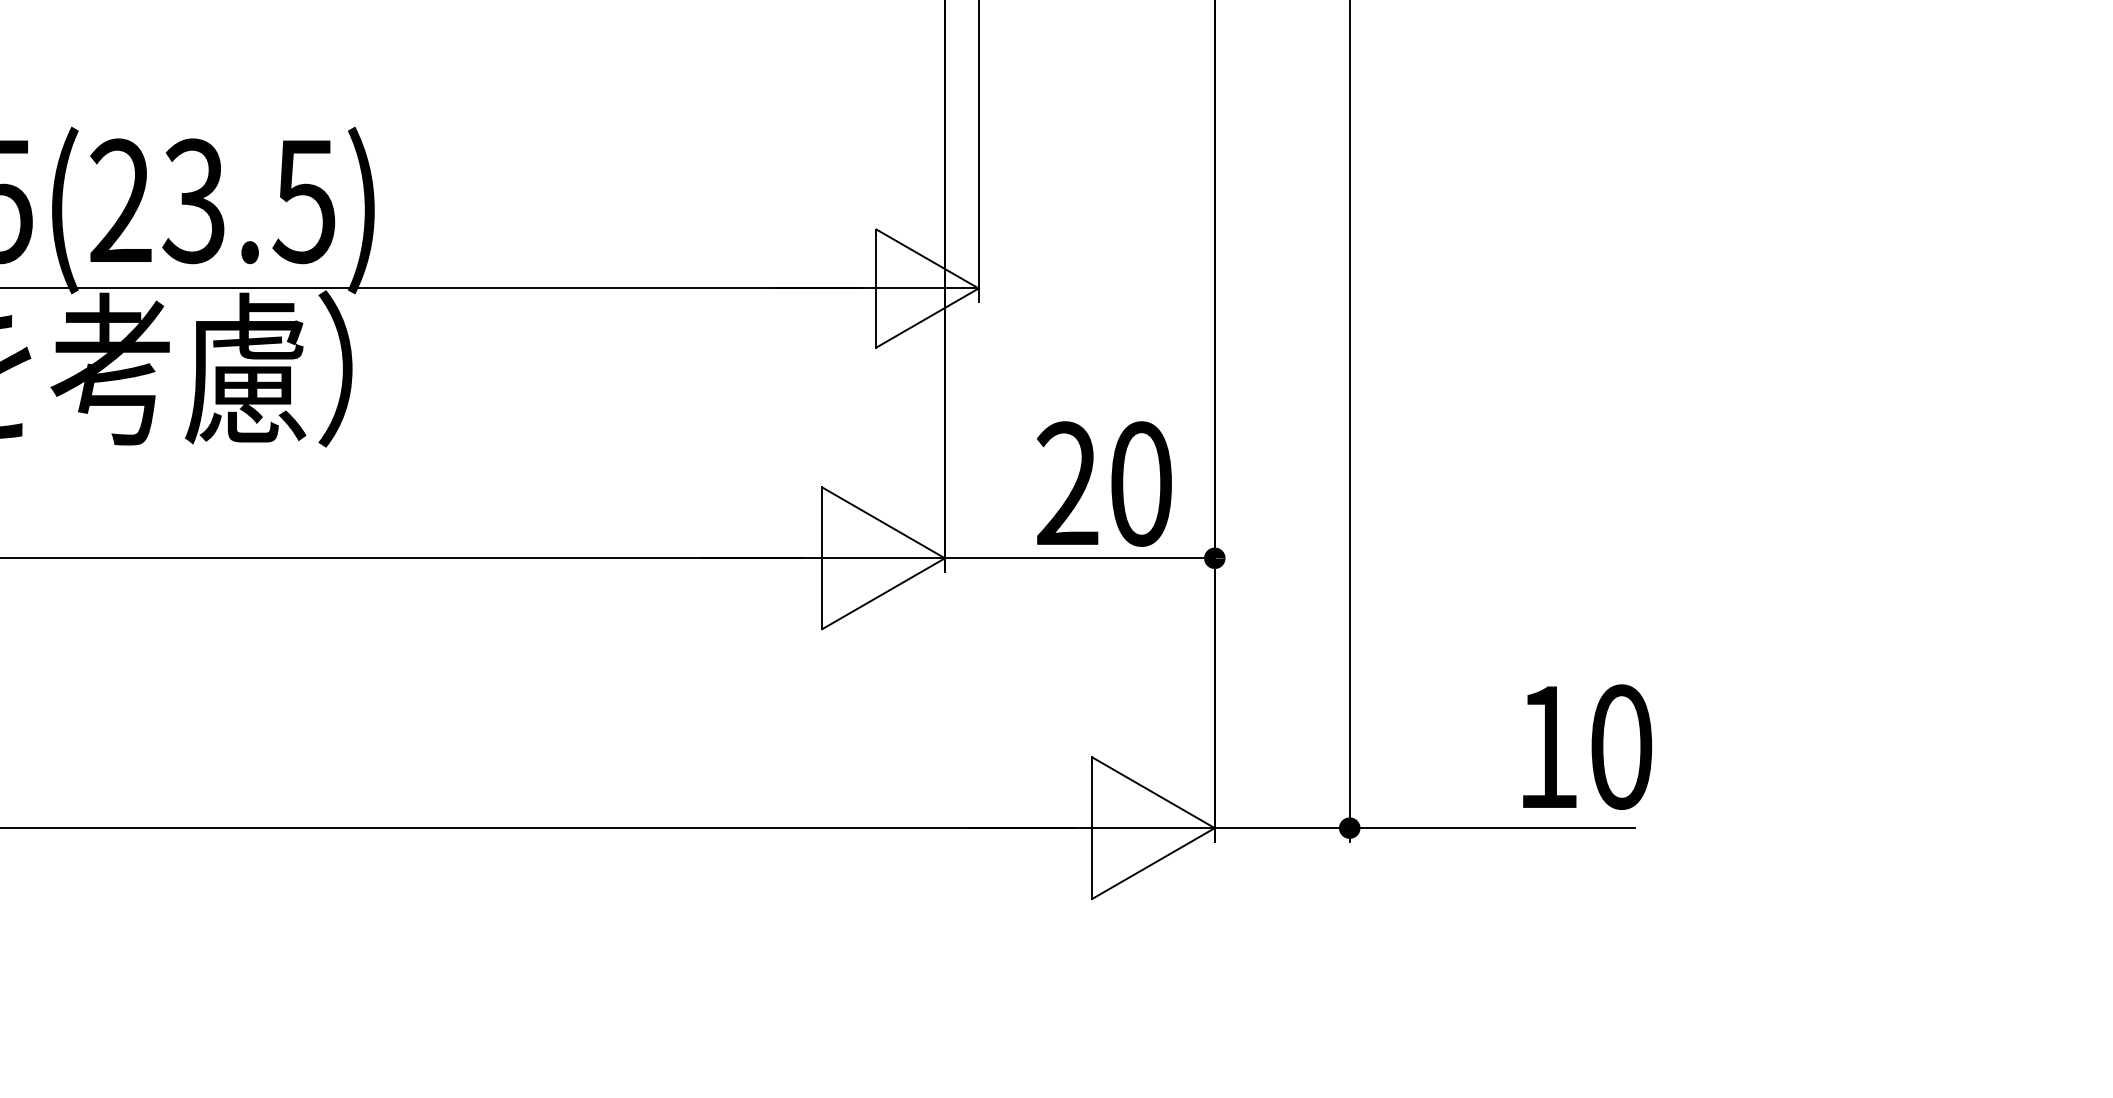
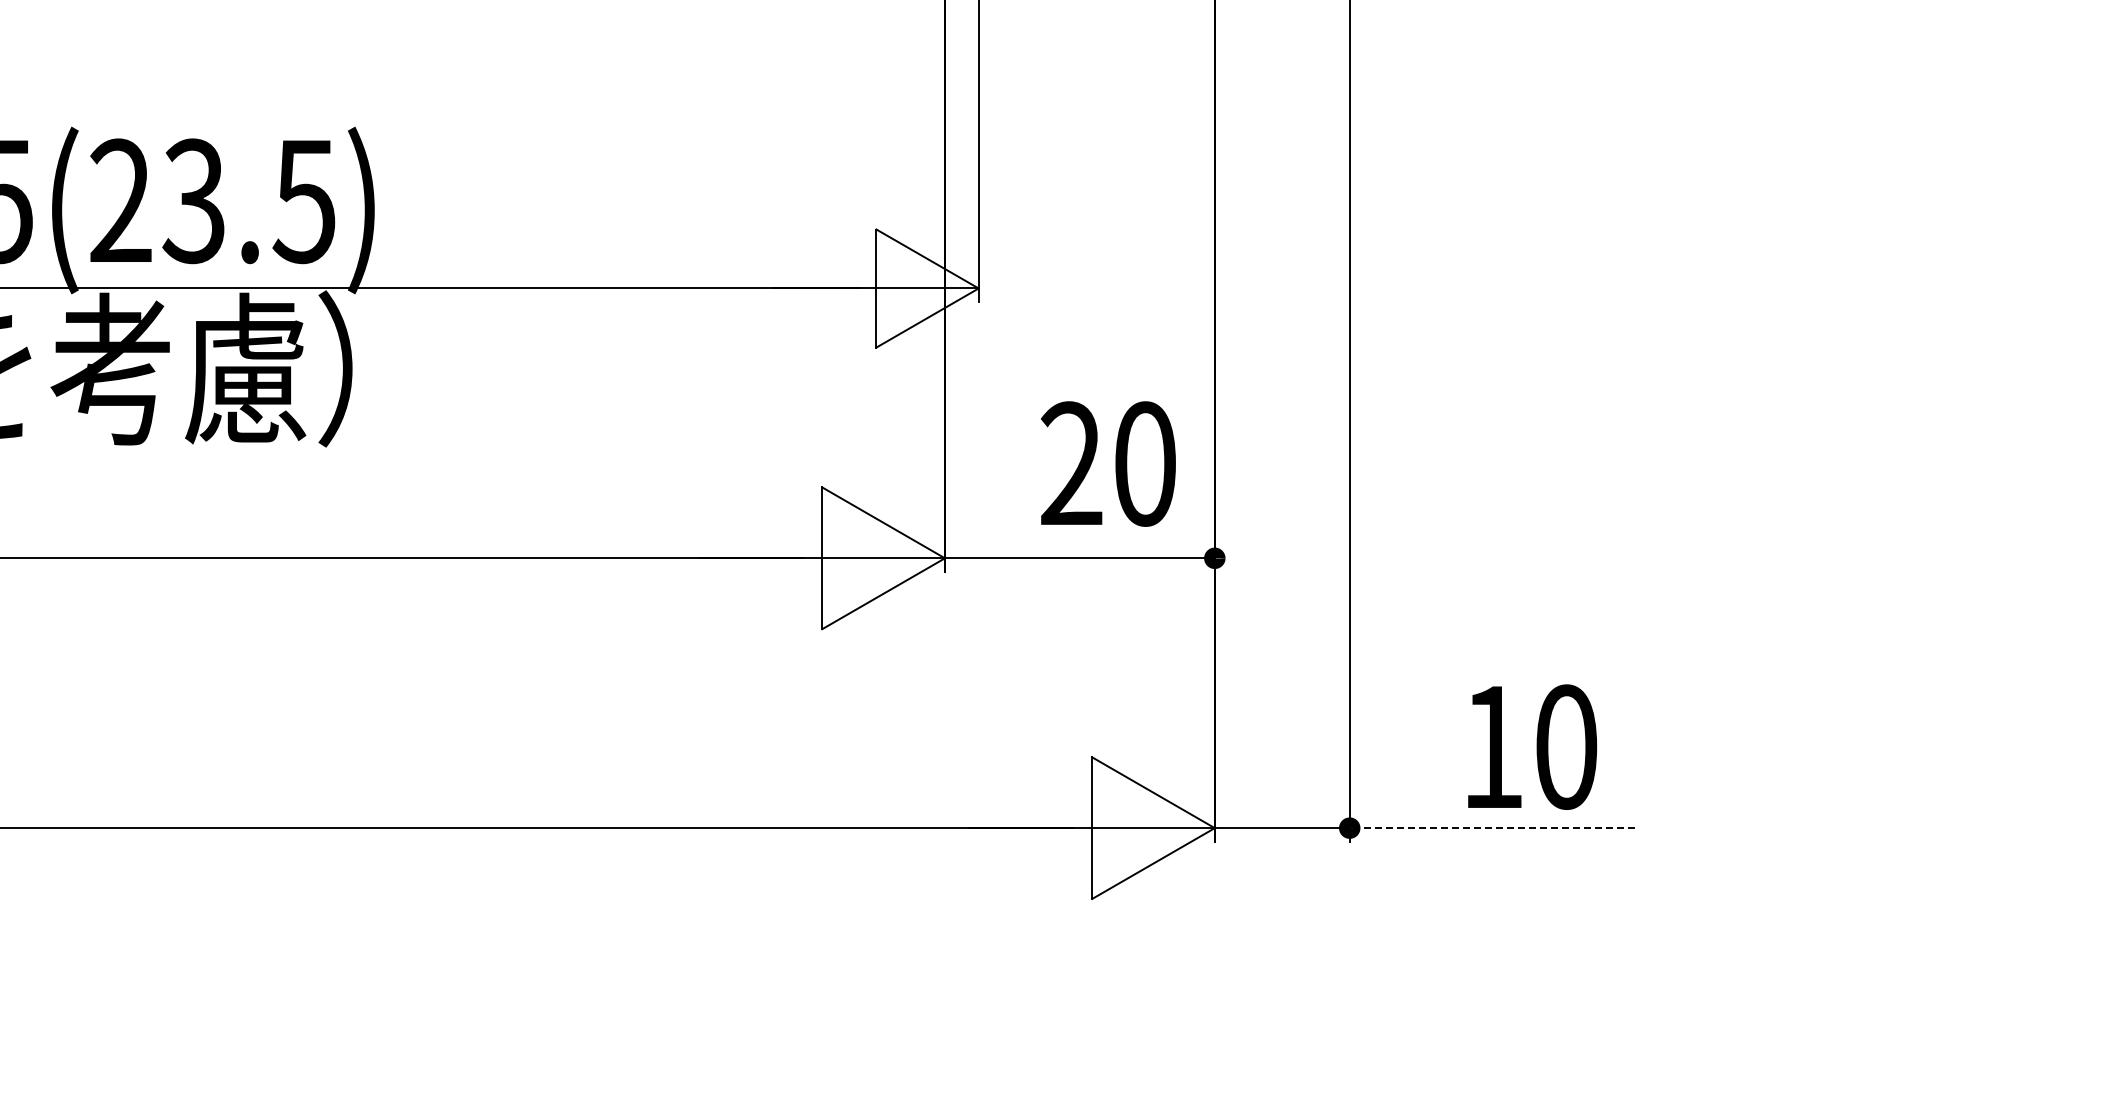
text position: (1104, 483) -> (1108, 463) (1108, 463)
text position: (1587, 746) -> (1532, 746) (1532, 746)
line: solid -> dashed (1492, 828)
